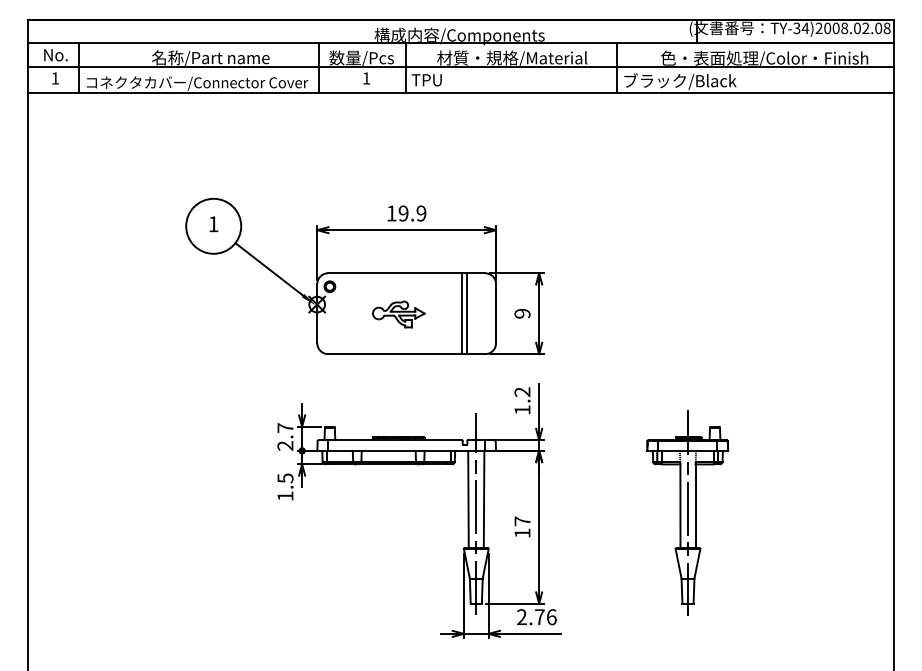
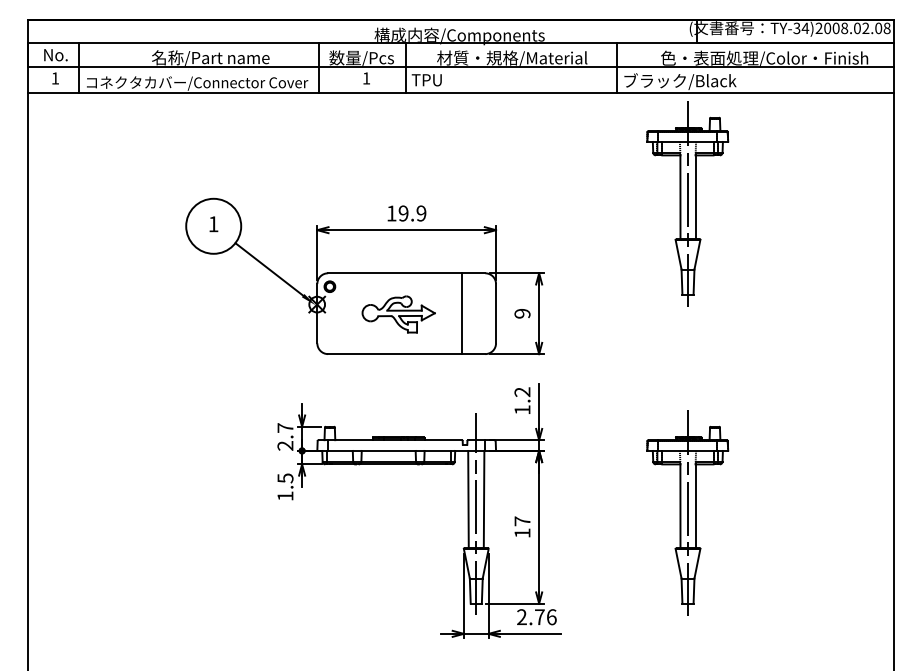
part: none -> present (687, 203)
line: present -> none (467, 313)
part size: 54x29 px -> 75x39 px (398, 314)
